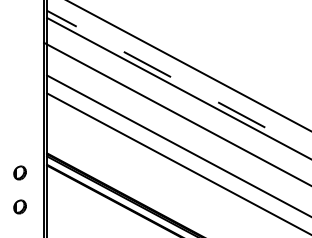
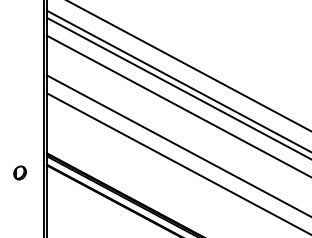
line: dashed -> solid (179, 81)
line position: (176, 113) -> (177, 105) (177, 105)
part: present -> none (19, 206)
